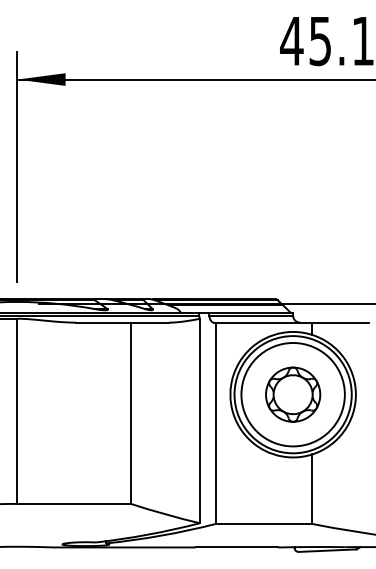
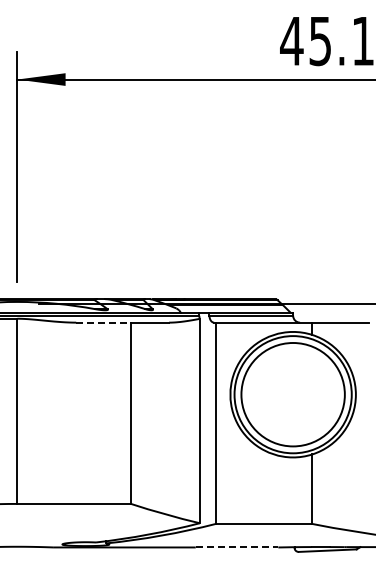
line: solid -> dashed (104, 322)
part: present -> none (293, 394)
line: solid -> dashed (237, 547)
